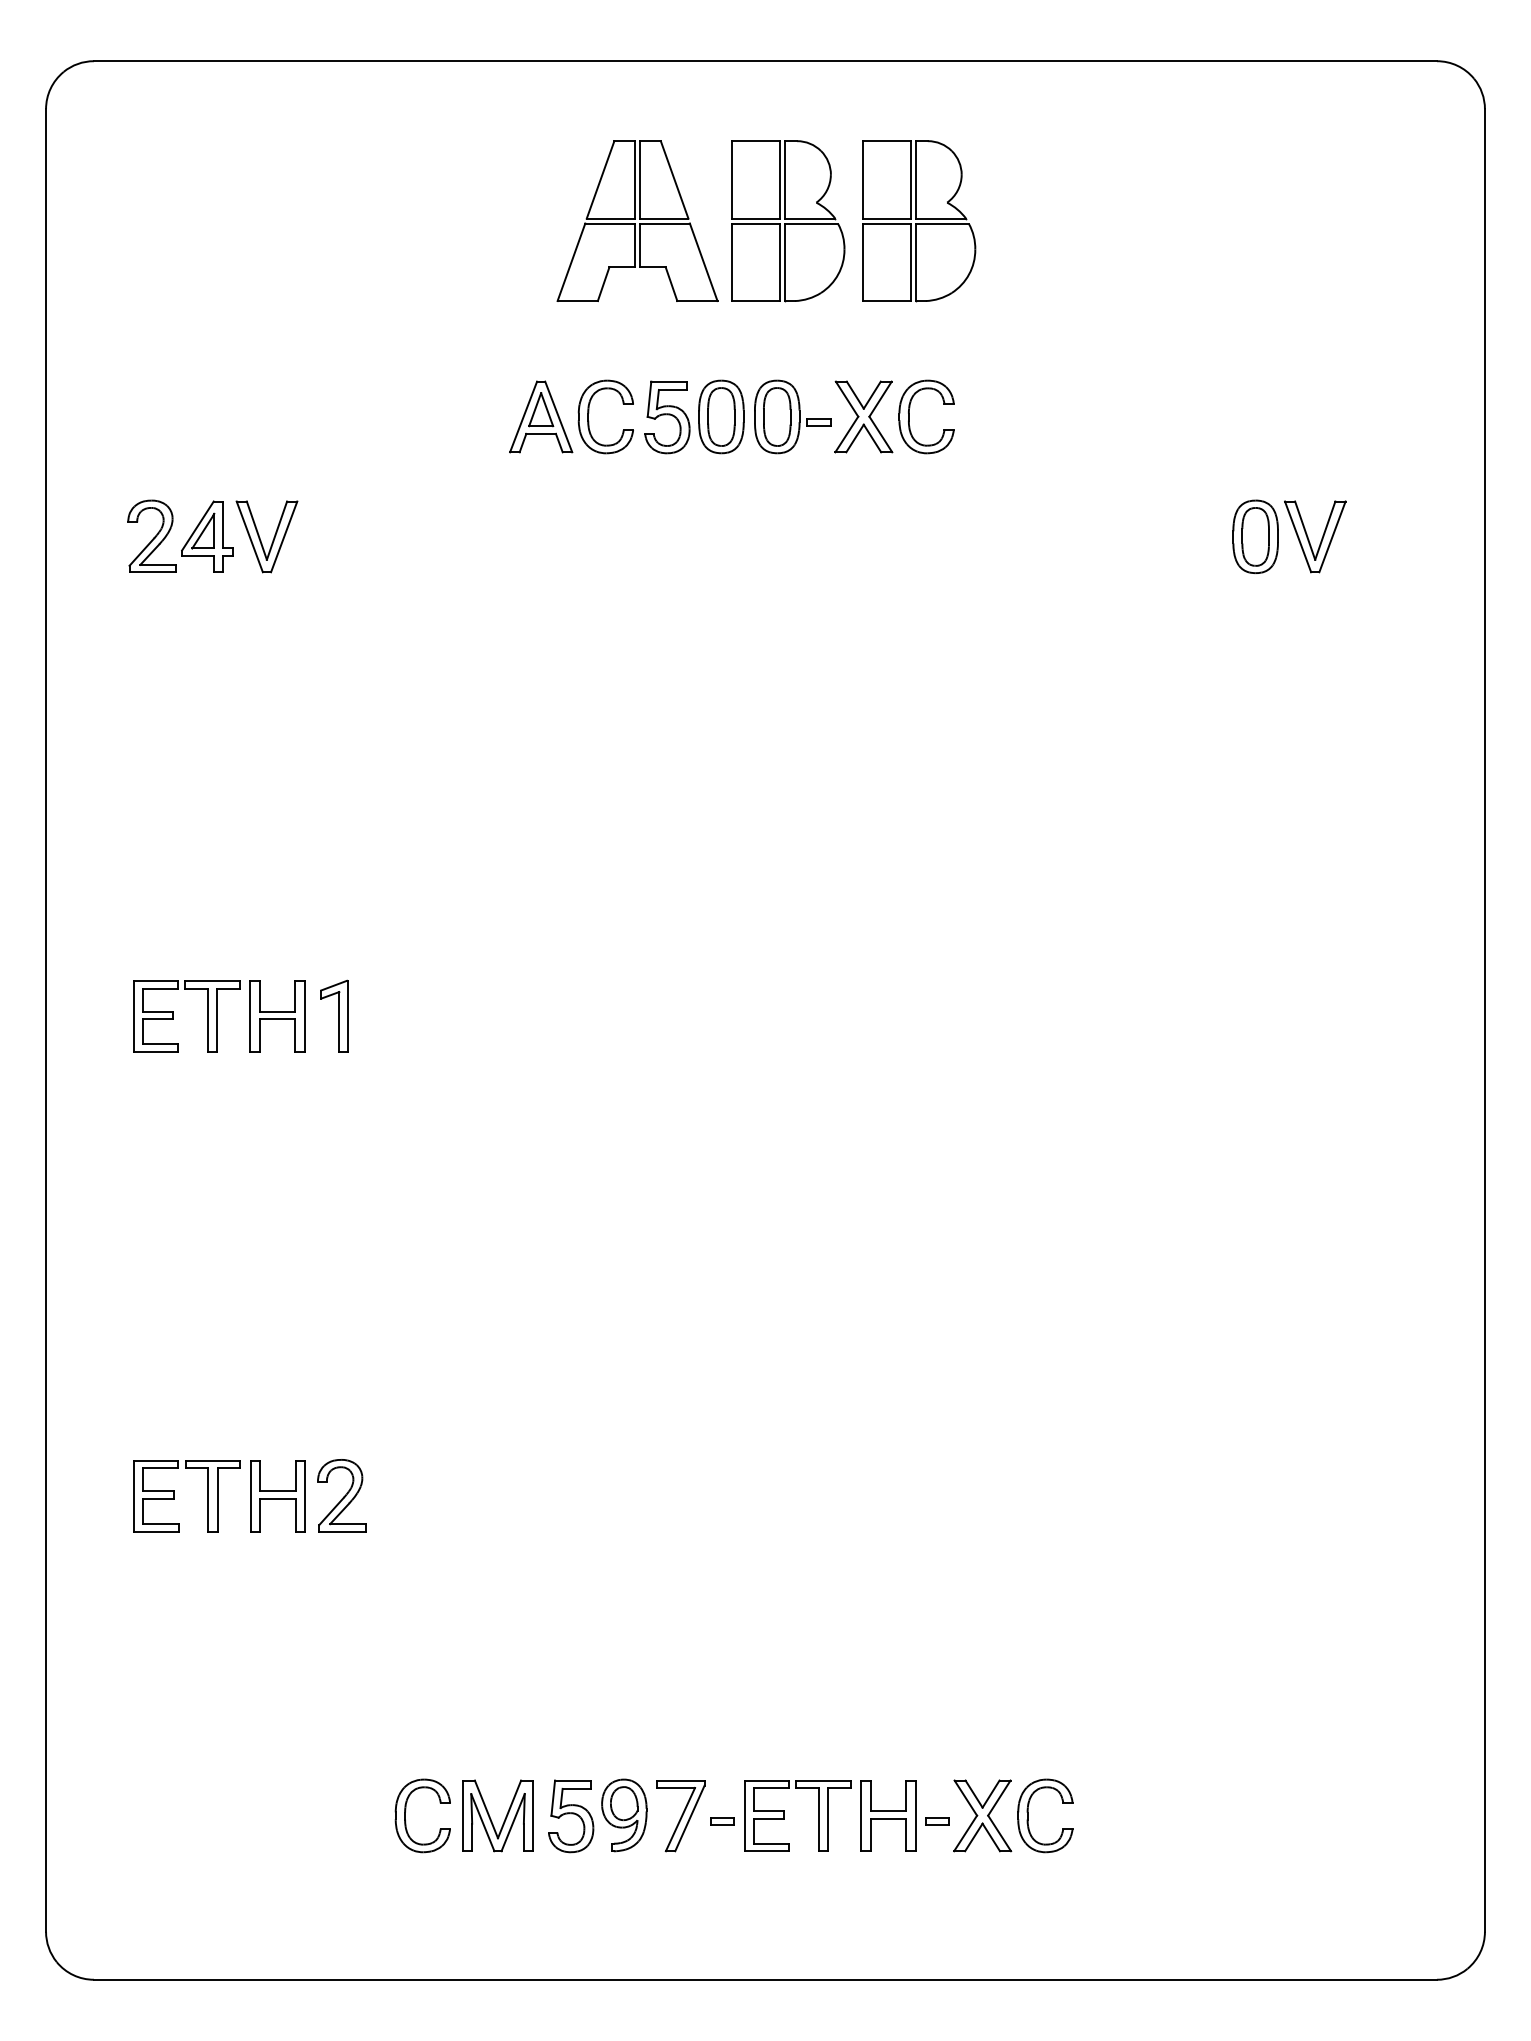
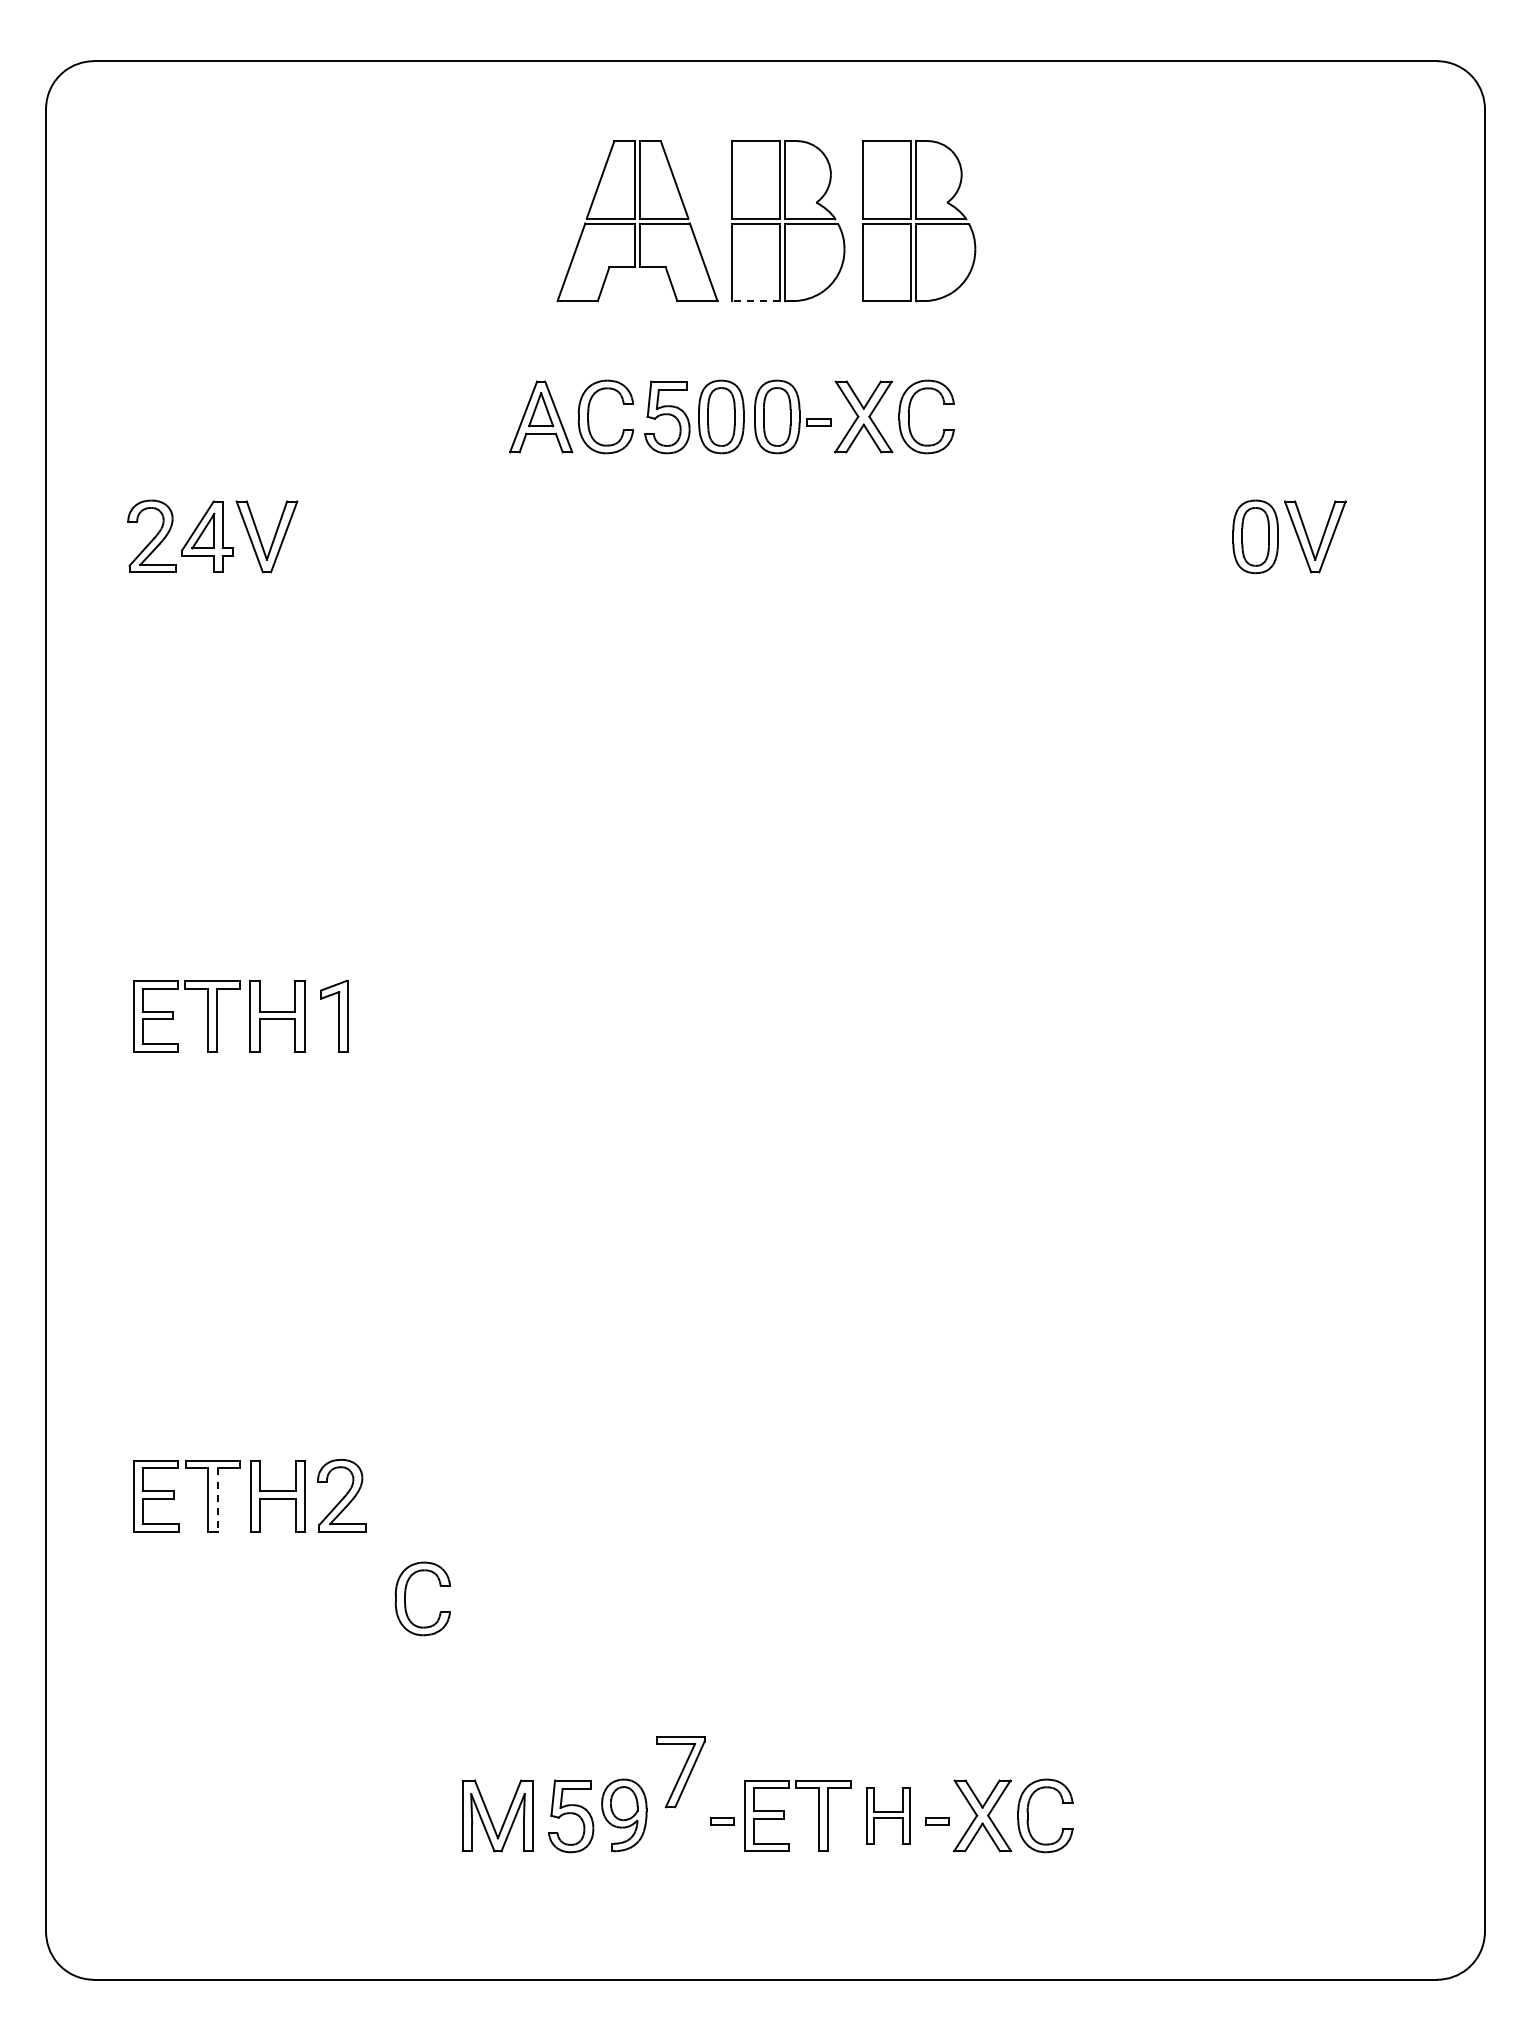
line: solid -> dashed (755, 301)
line: solid -> dashed (217, 1500)
part position: (405, 1815) -> (405, 1598) (405, 1598)
part size: 57x72 px -> 45x58 px (888, 1815)
part position: (680, 1816) -> (680, 1772) (680, 1772)
